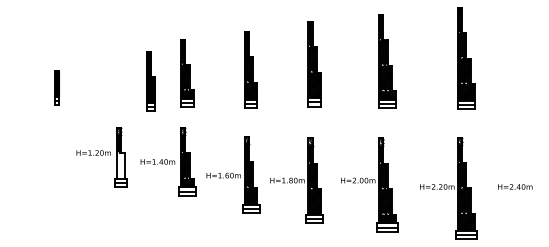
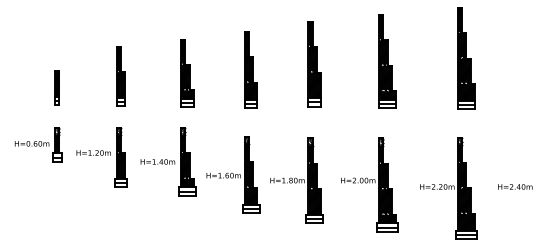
part position: (150, 81) -> (120, 76) (120, 76)
part: none -> present (38, 144)
hatch: none -> present (120, 165)
